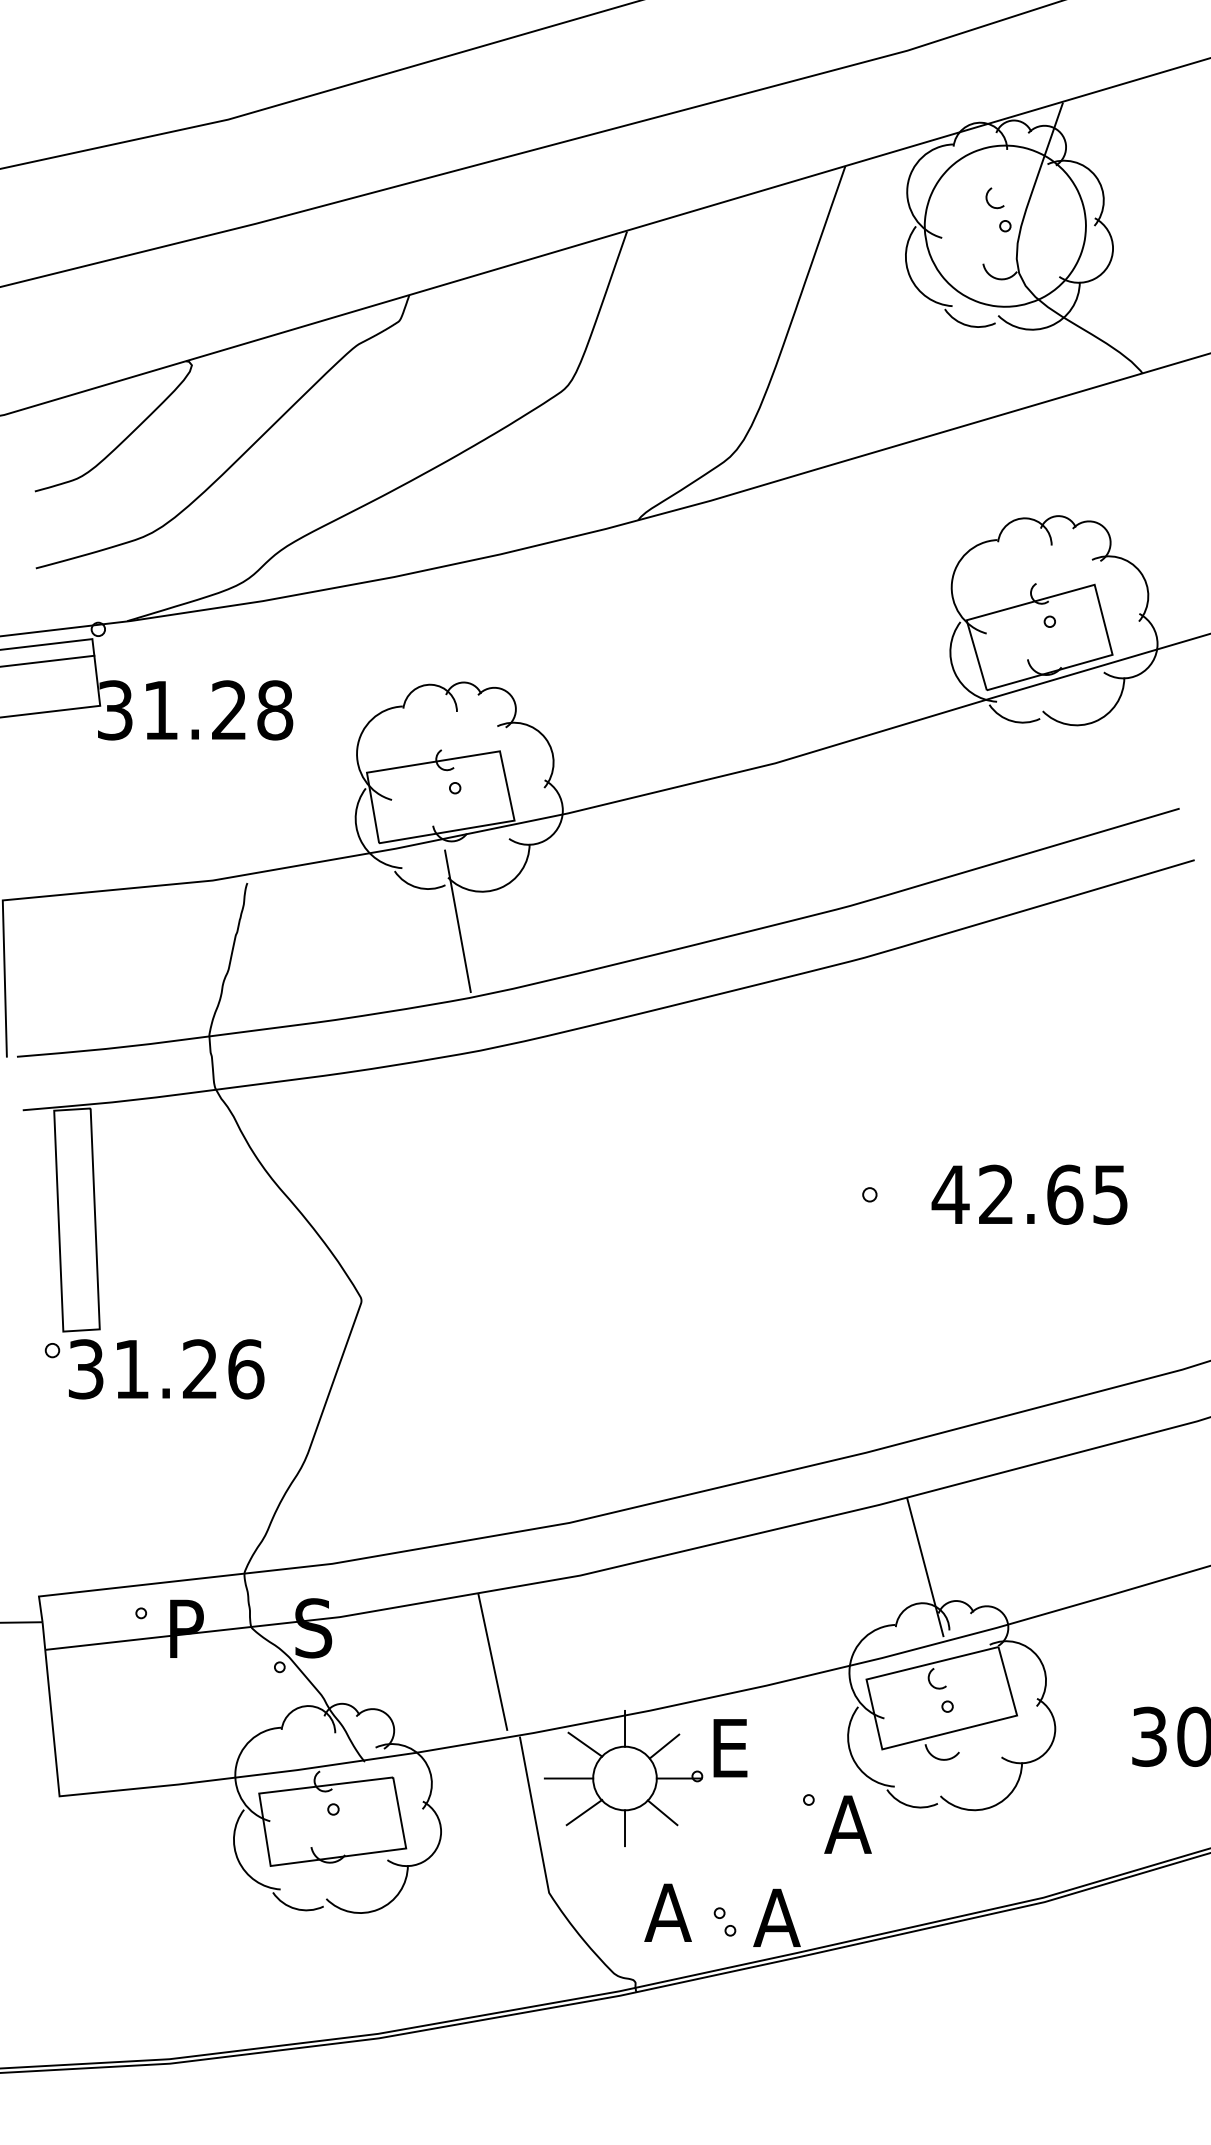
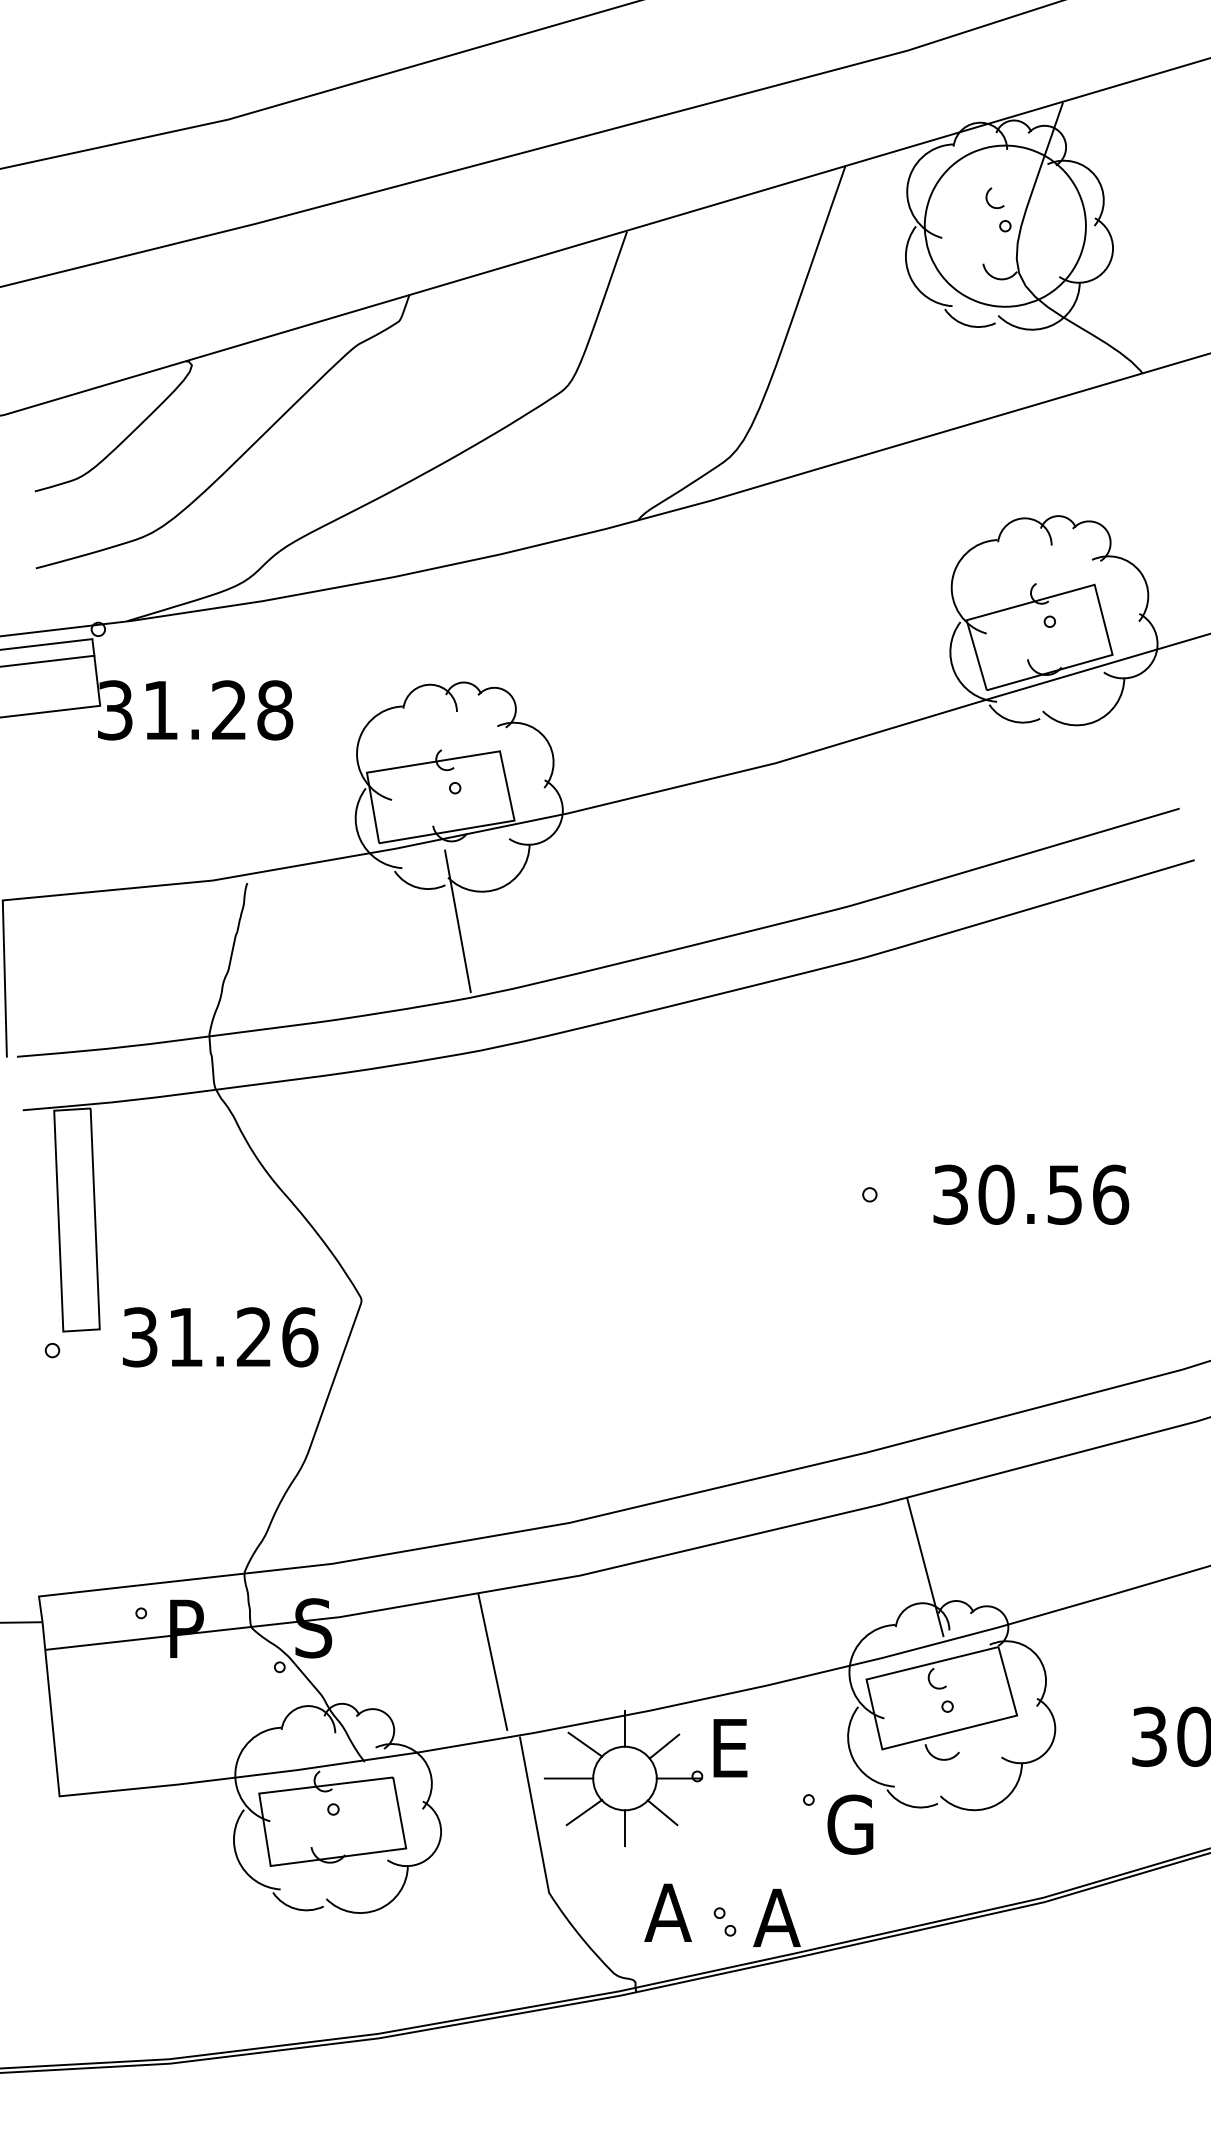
text: 42.65 -> 30.56 (1030, 1194)
text position: (166, 1369) -> (220, 1337) (220, 1337)
text: A -> G (848, 1824)
